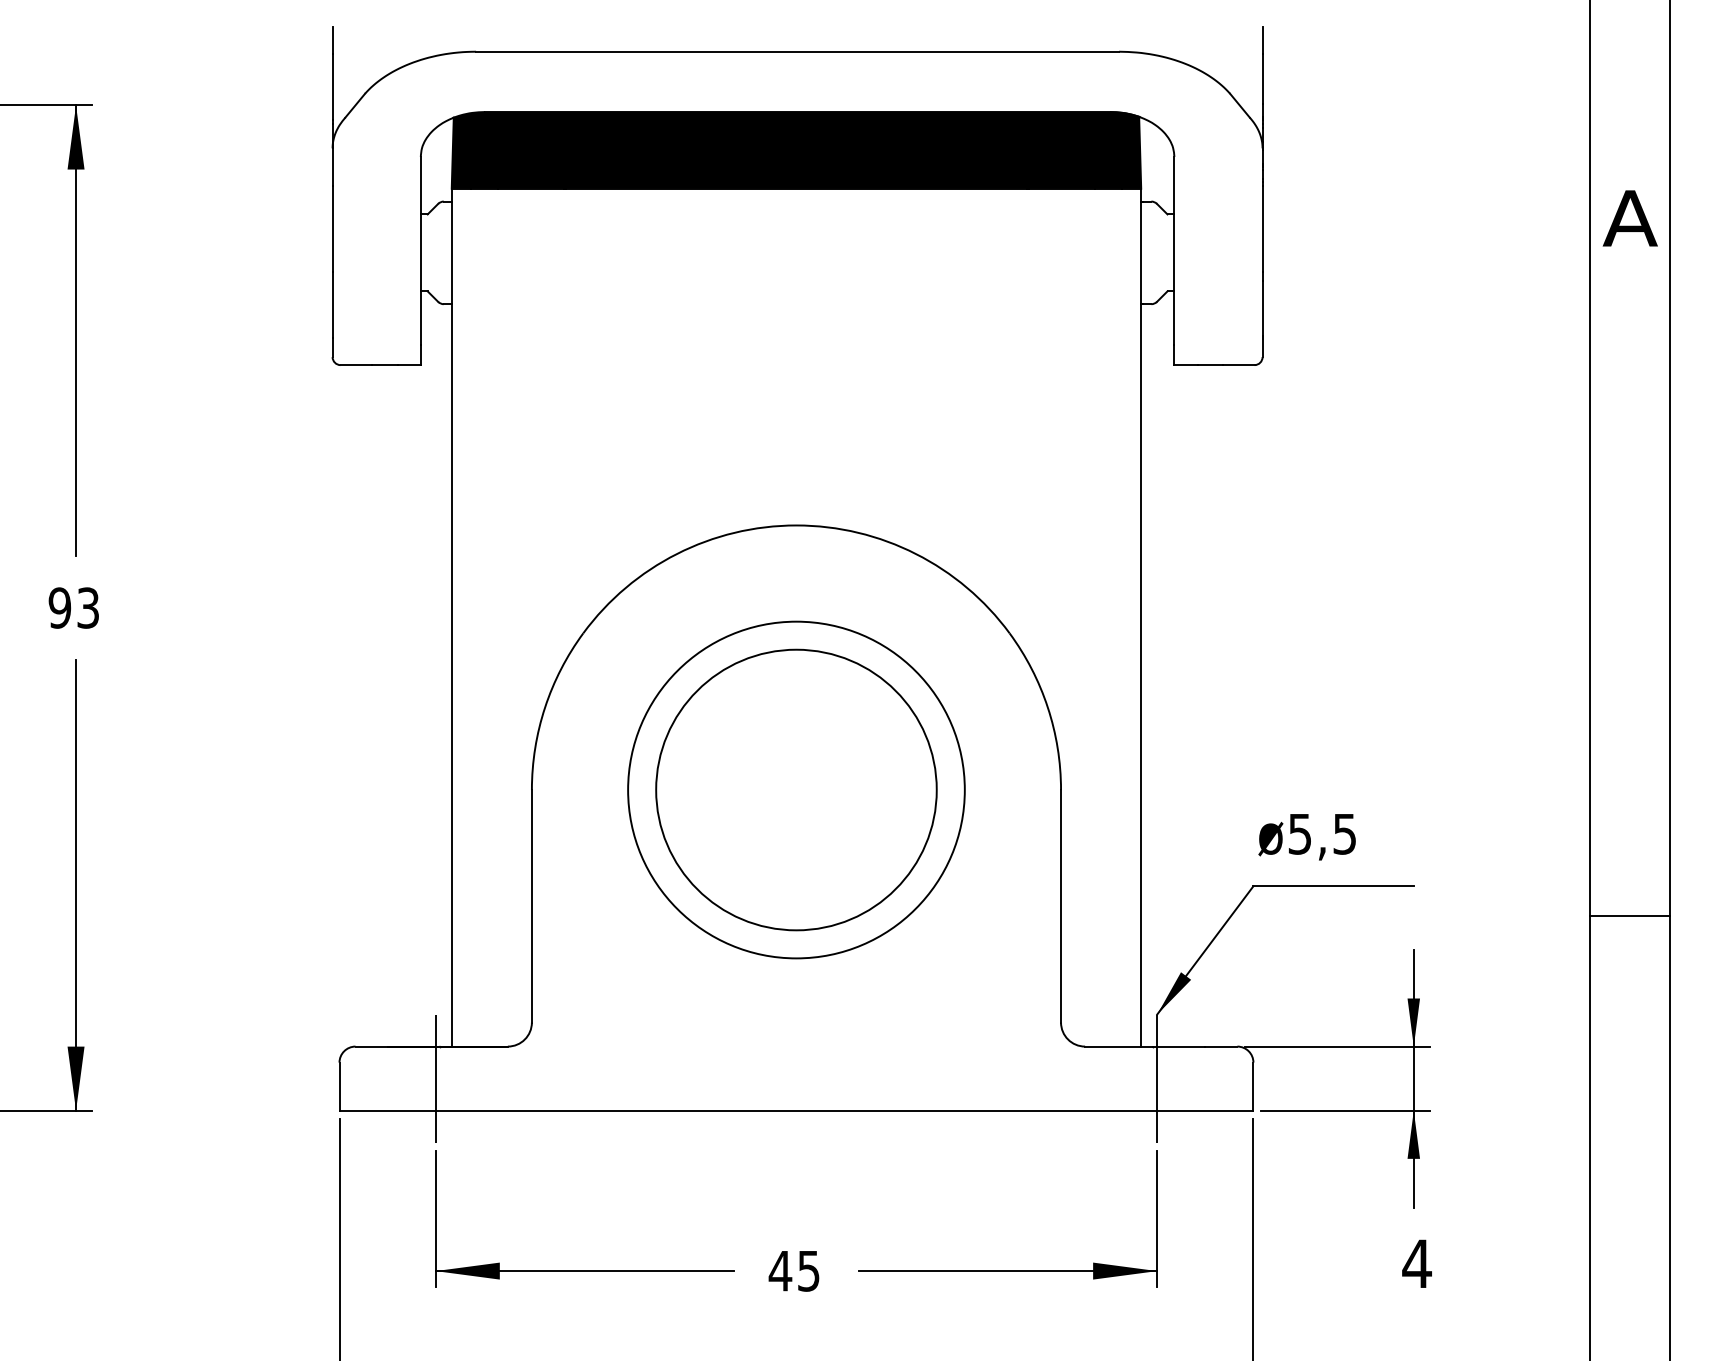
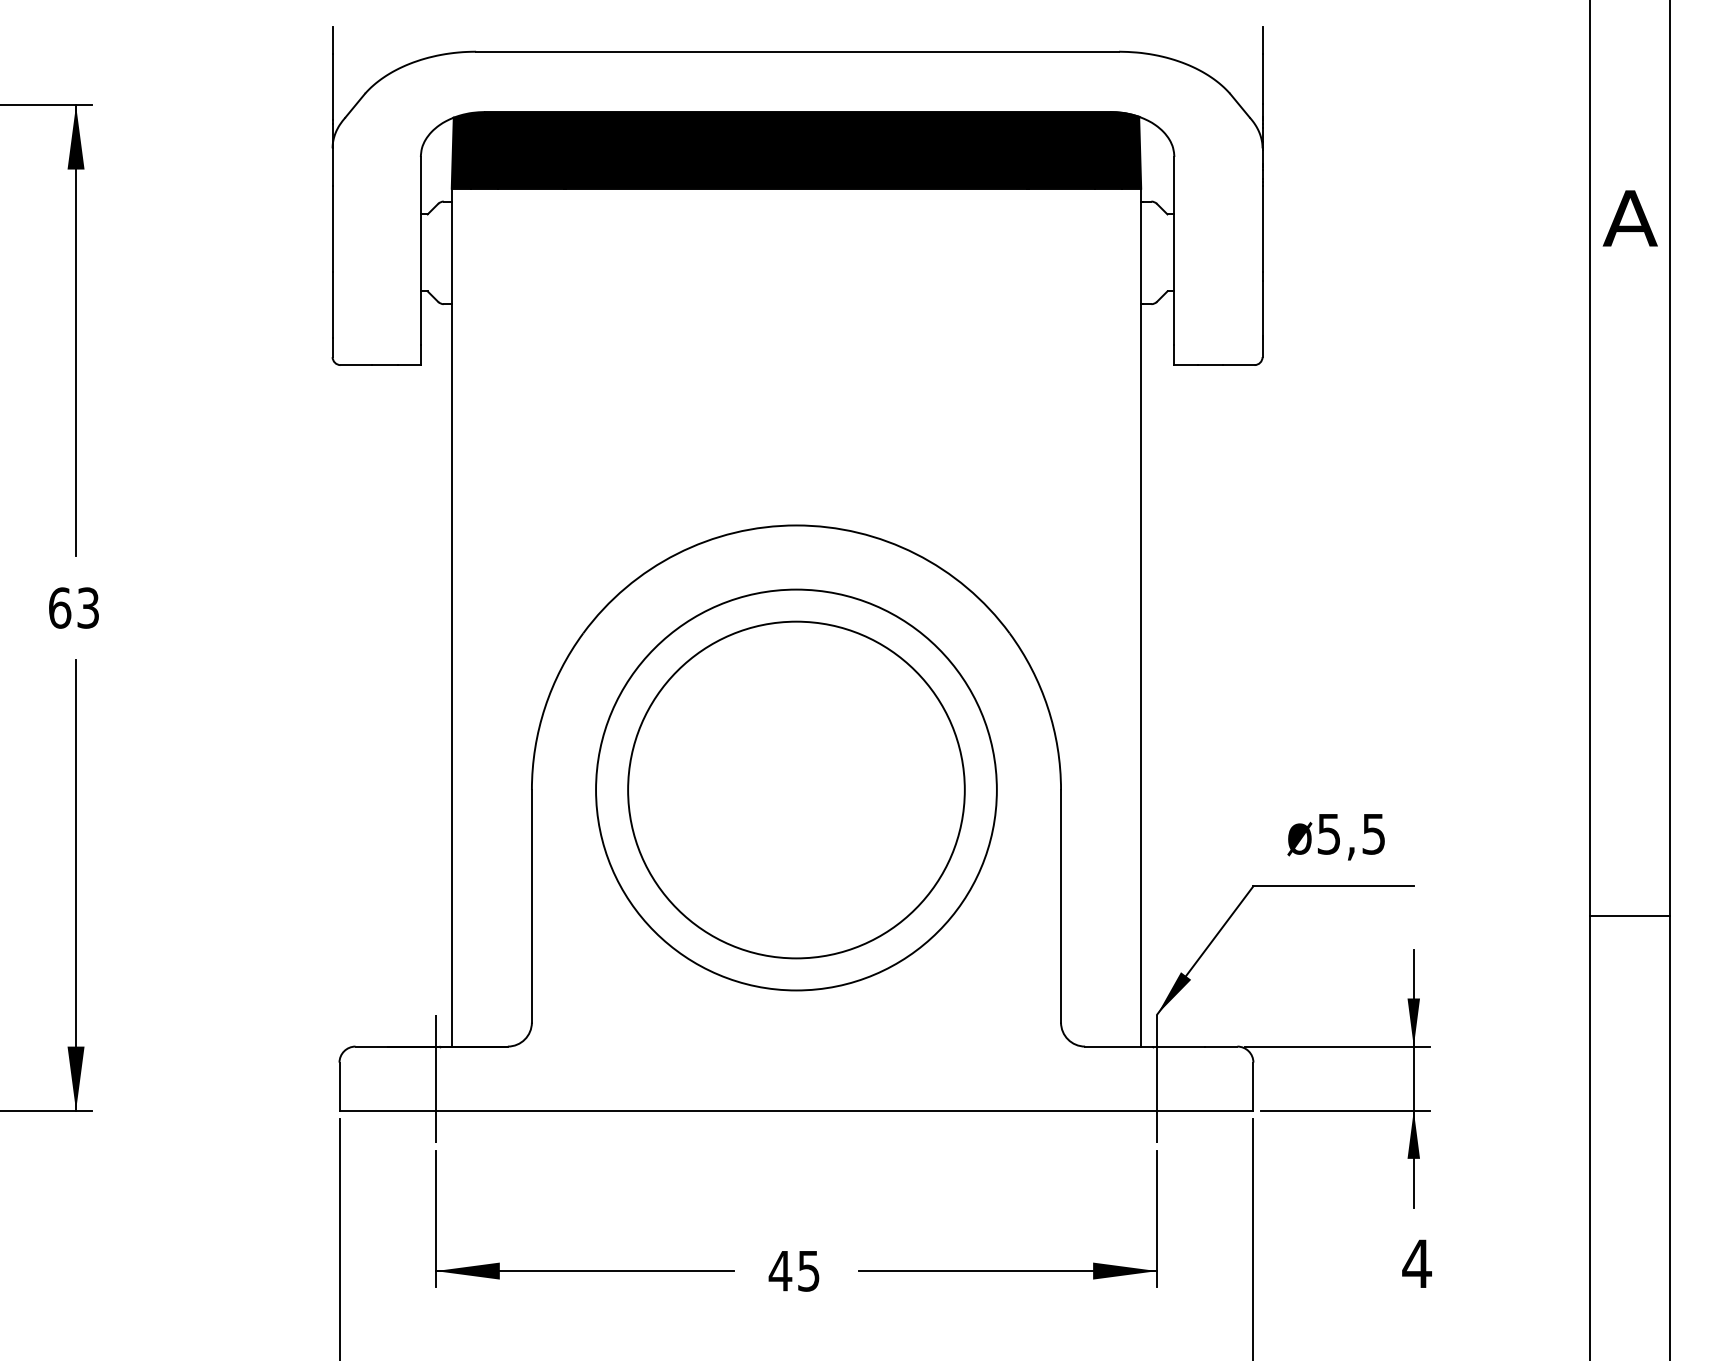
text: 93 -> 63 (59, 607)
circle diameter: 281 px -> 401 px (796, 789)
text position: (1306, 837) -> (1335, 837) (1335, 837)
